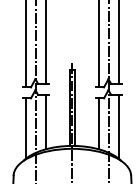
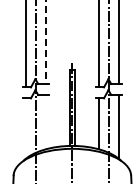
line: solid -> dashed (45, 42)
line: present -> none (45, 121)
line: present -> none (25, 128)
